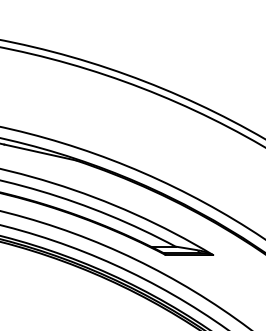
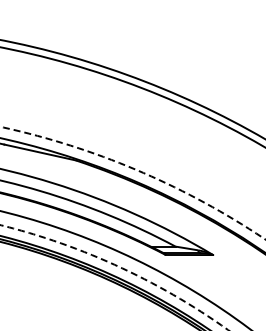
arc: solid -> dashed (139, 171)
circle: solid -> dashed (114, 277)
